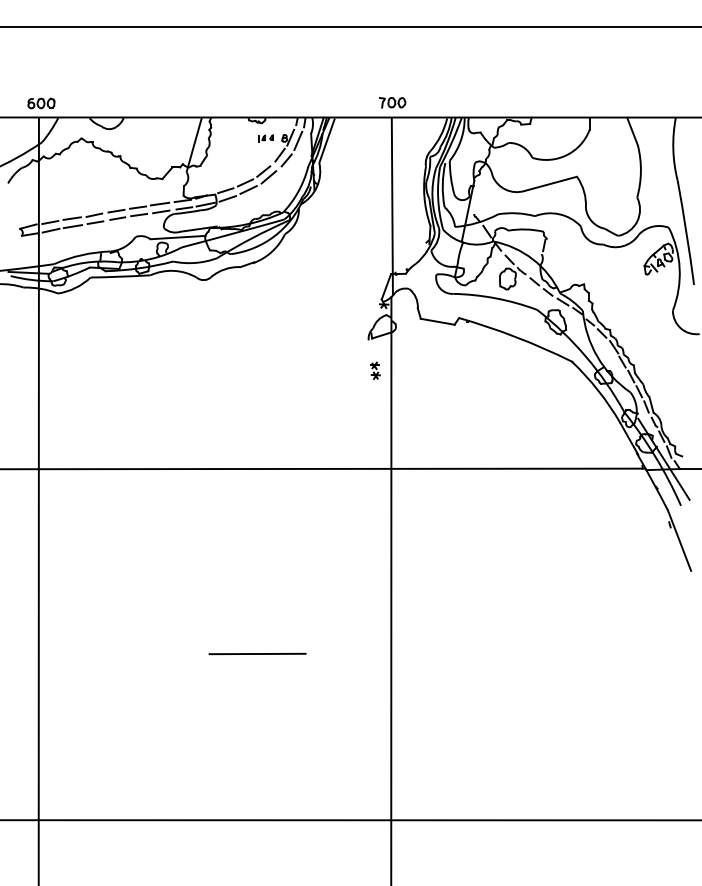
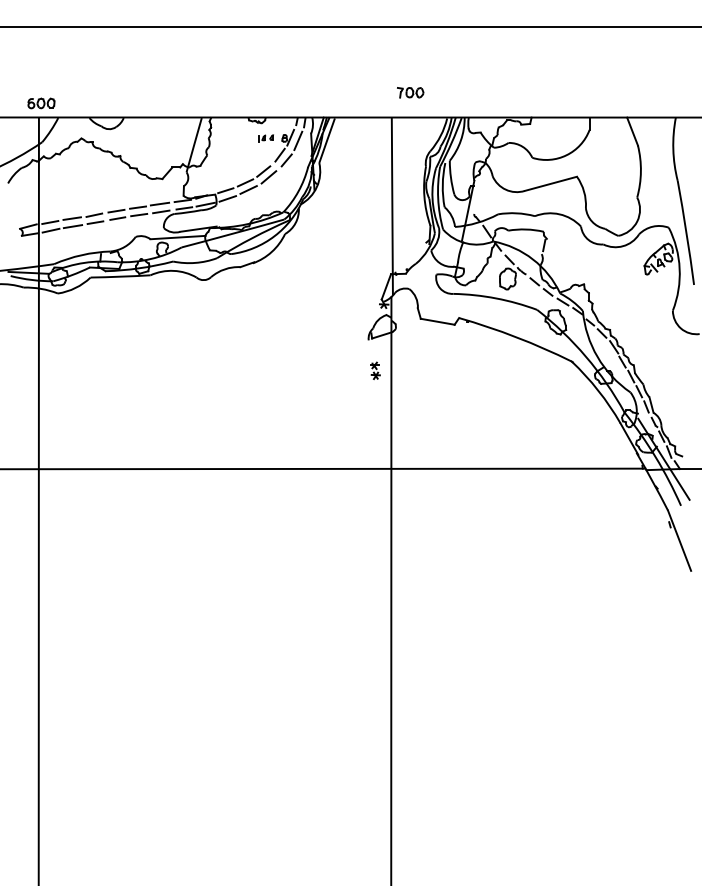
part position: (392, 102) -> (410, 92) (410, 92)
line: present -> none (257, 653)
line: present -> none (350, 820)
